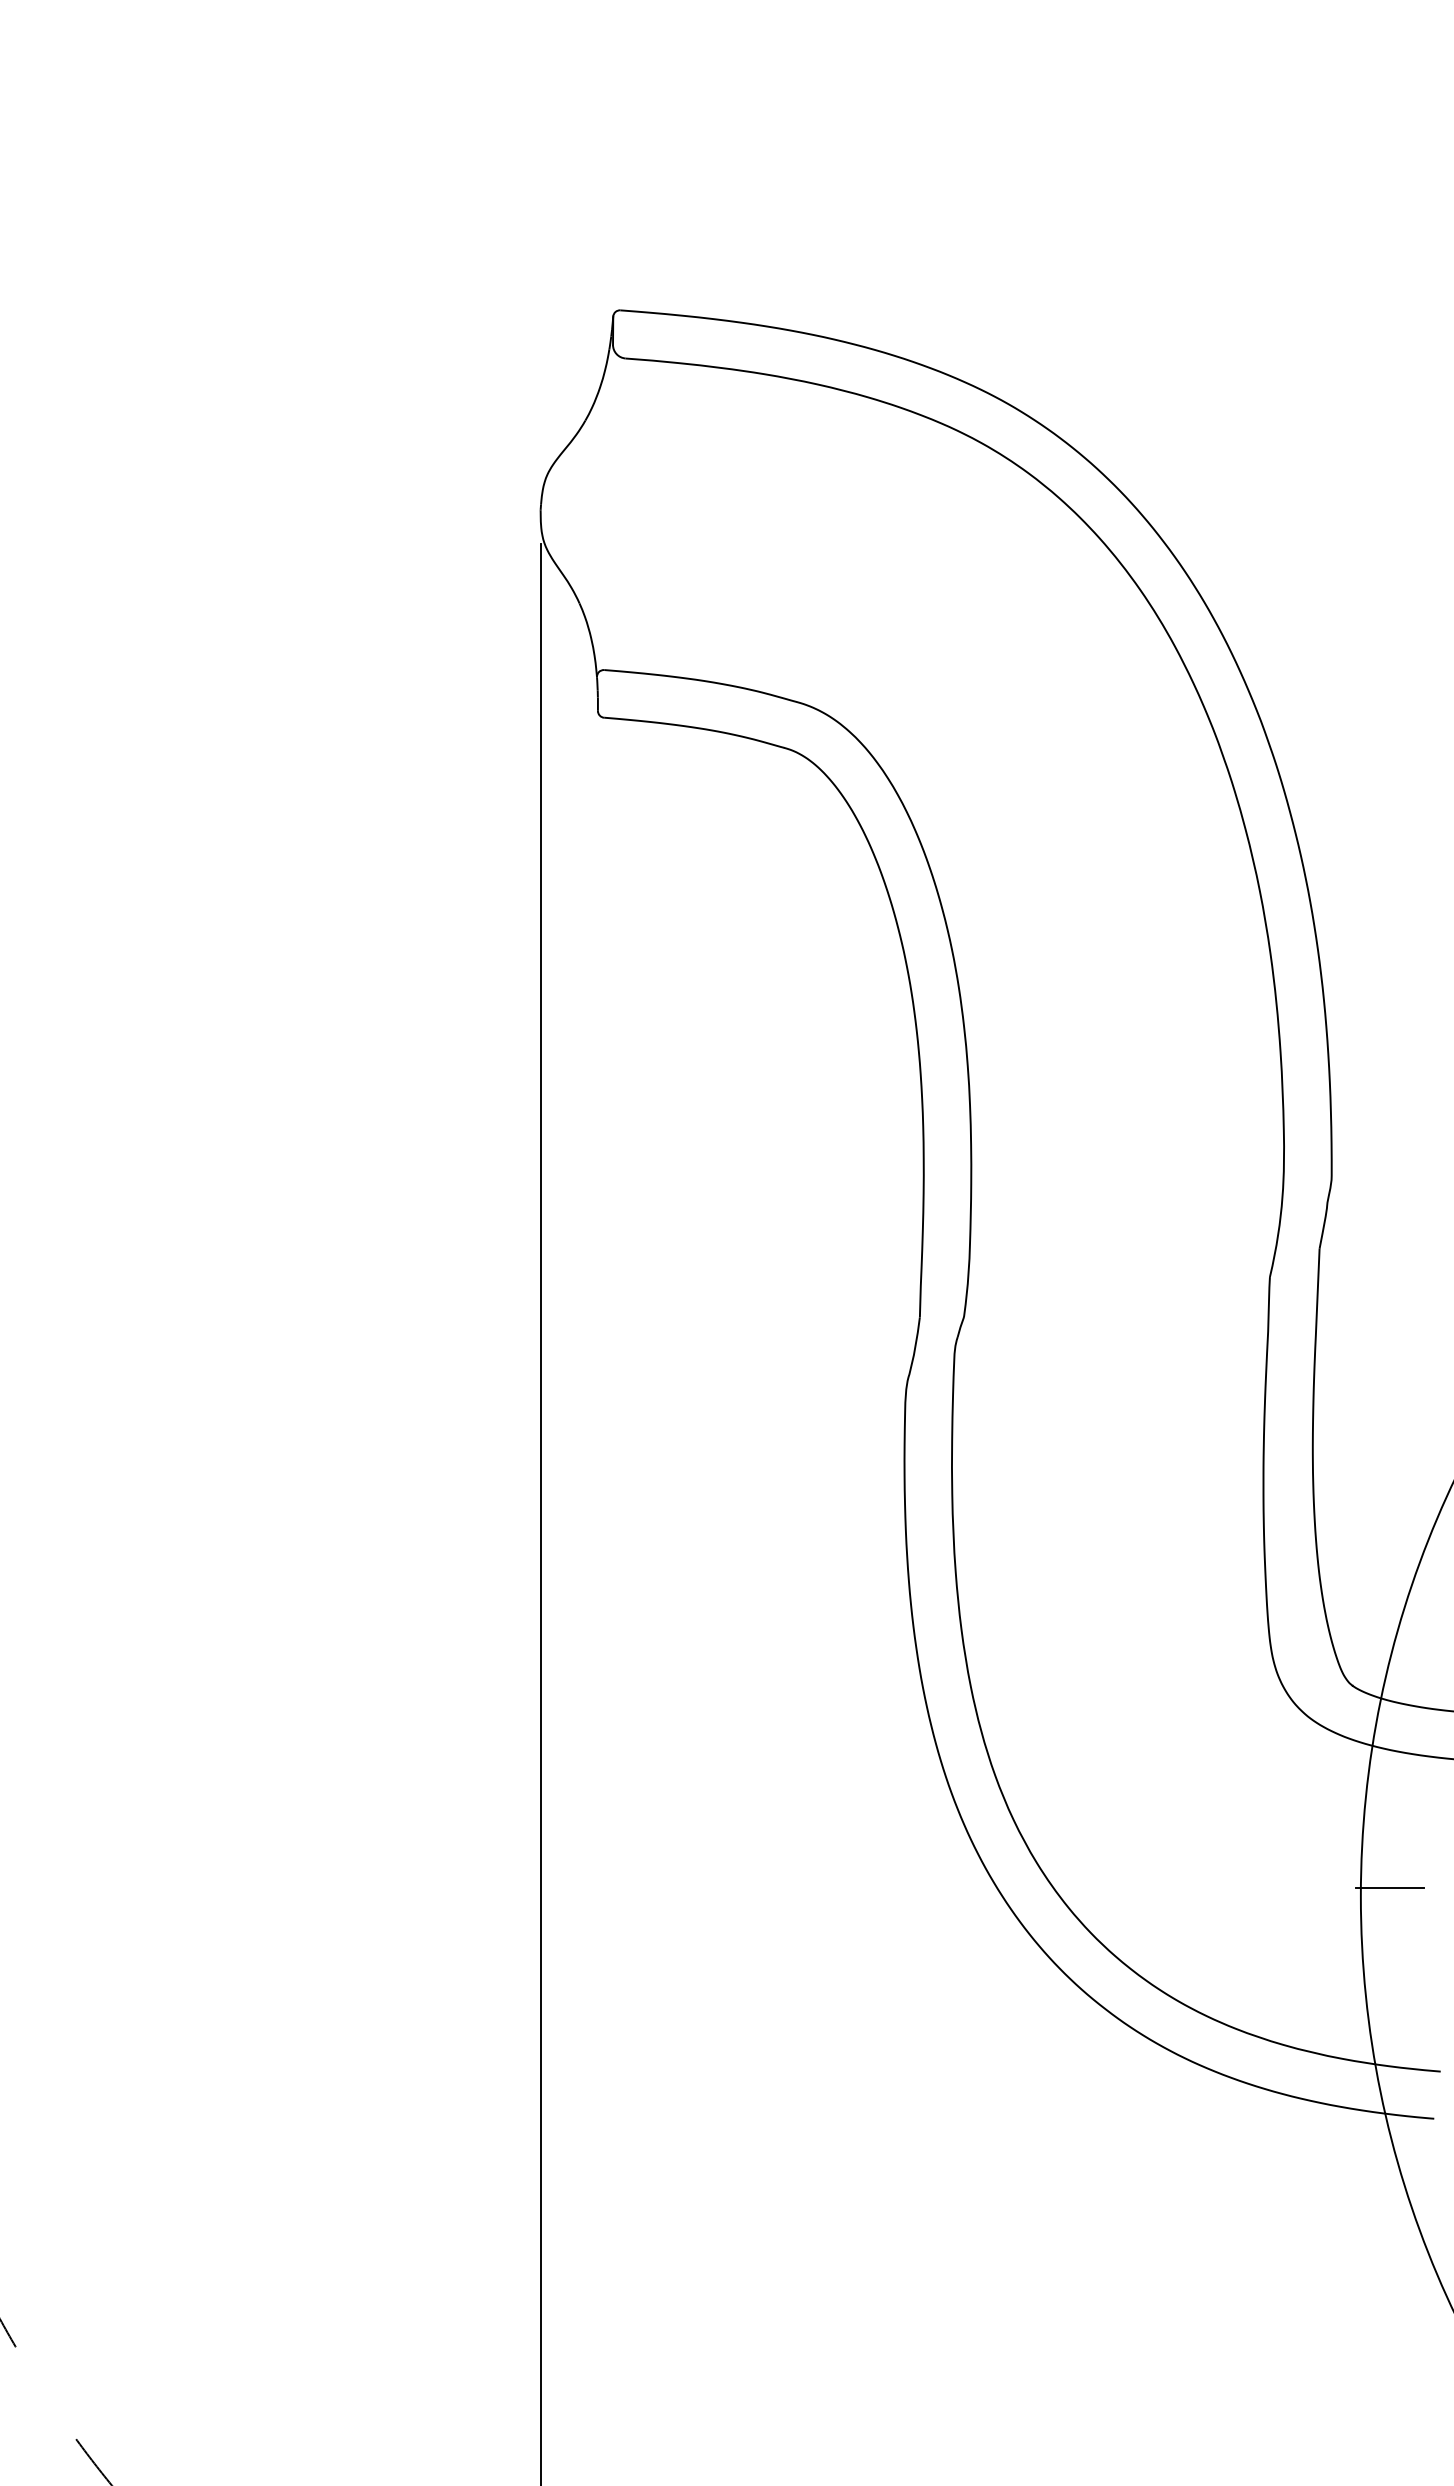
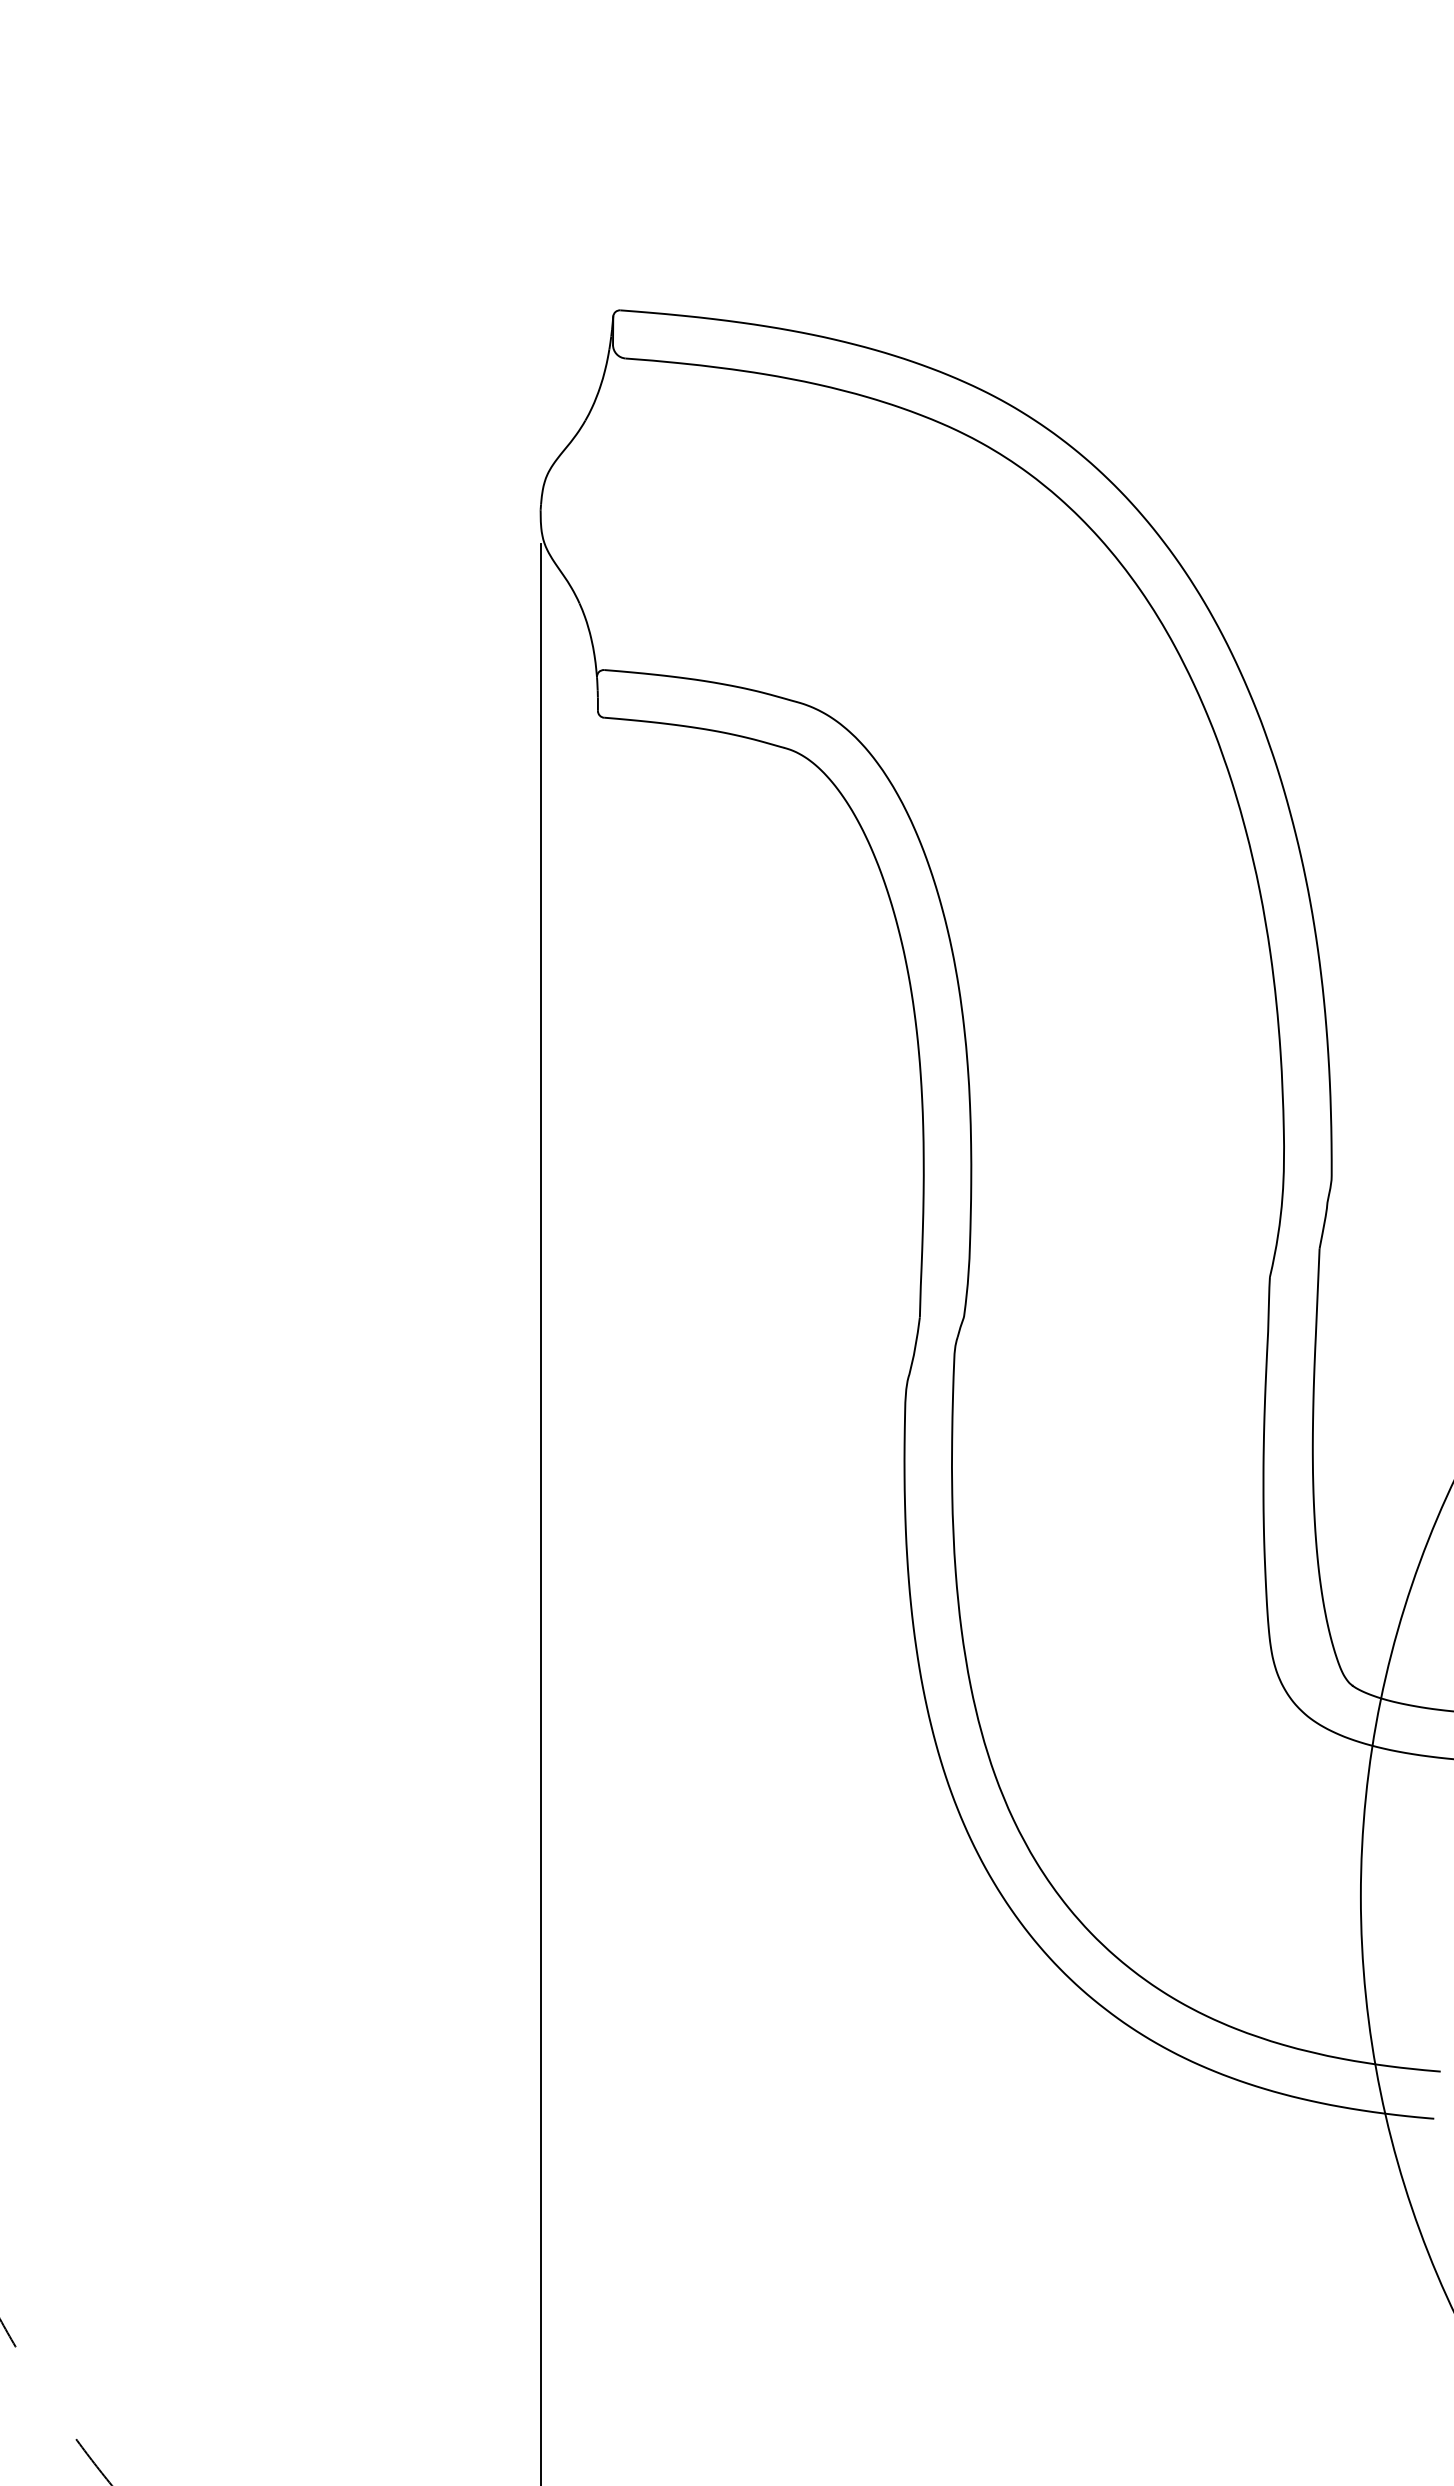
line: present -> none (1390, 1888)
